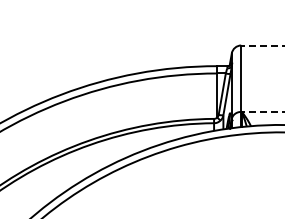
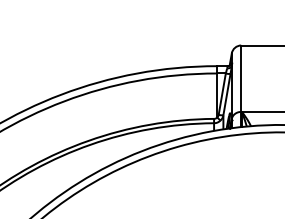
line: dashed -> solid (263, 45)
line: dashed -> solid (262, 111)
